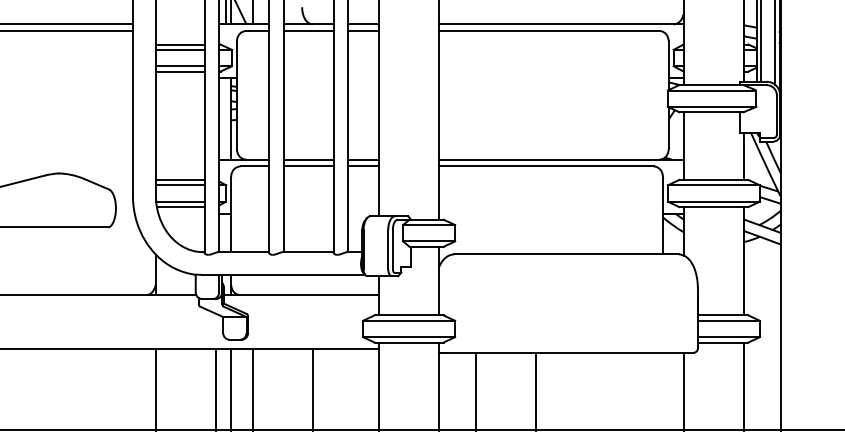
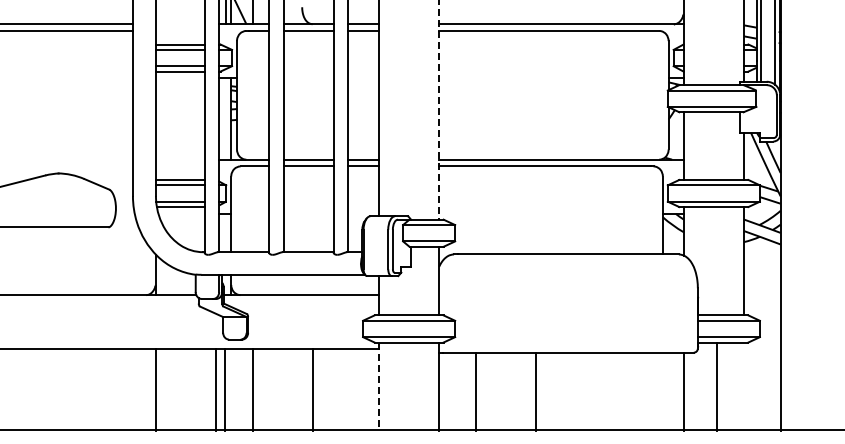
line: solid -> dashed (439, 110)
line position: (744, 386) -> (717, 386) (717, 386)
line: solid -> dashed (378, 387)
line position: (231, 389) -> (225, 389) (225, 389)
